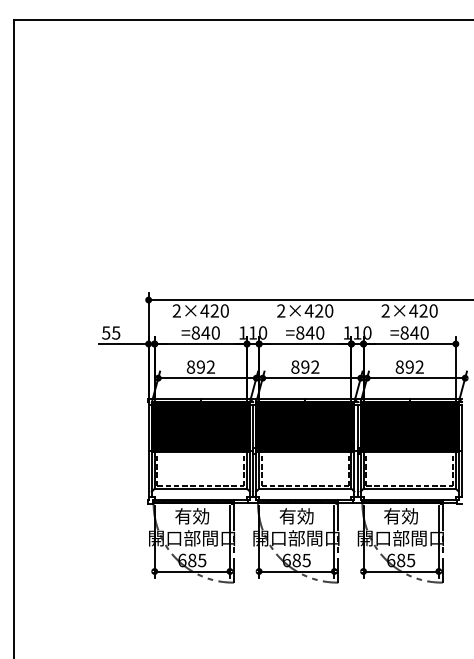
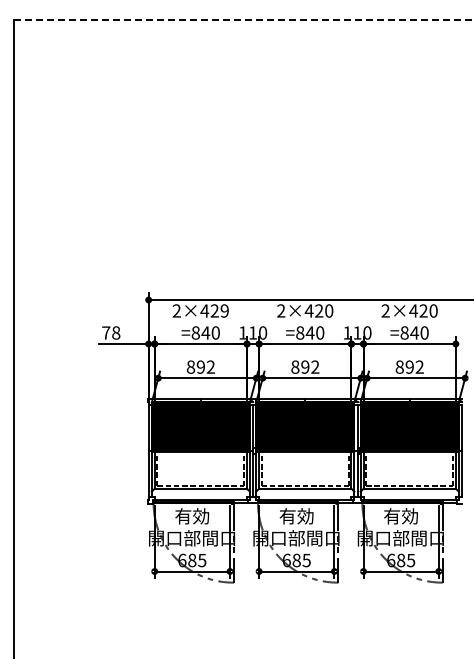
line: solid -> dashed (243, 19)
text: 2×420 -> 2×429 (224, 310)
text: 55 -> 78 (111, 332)
